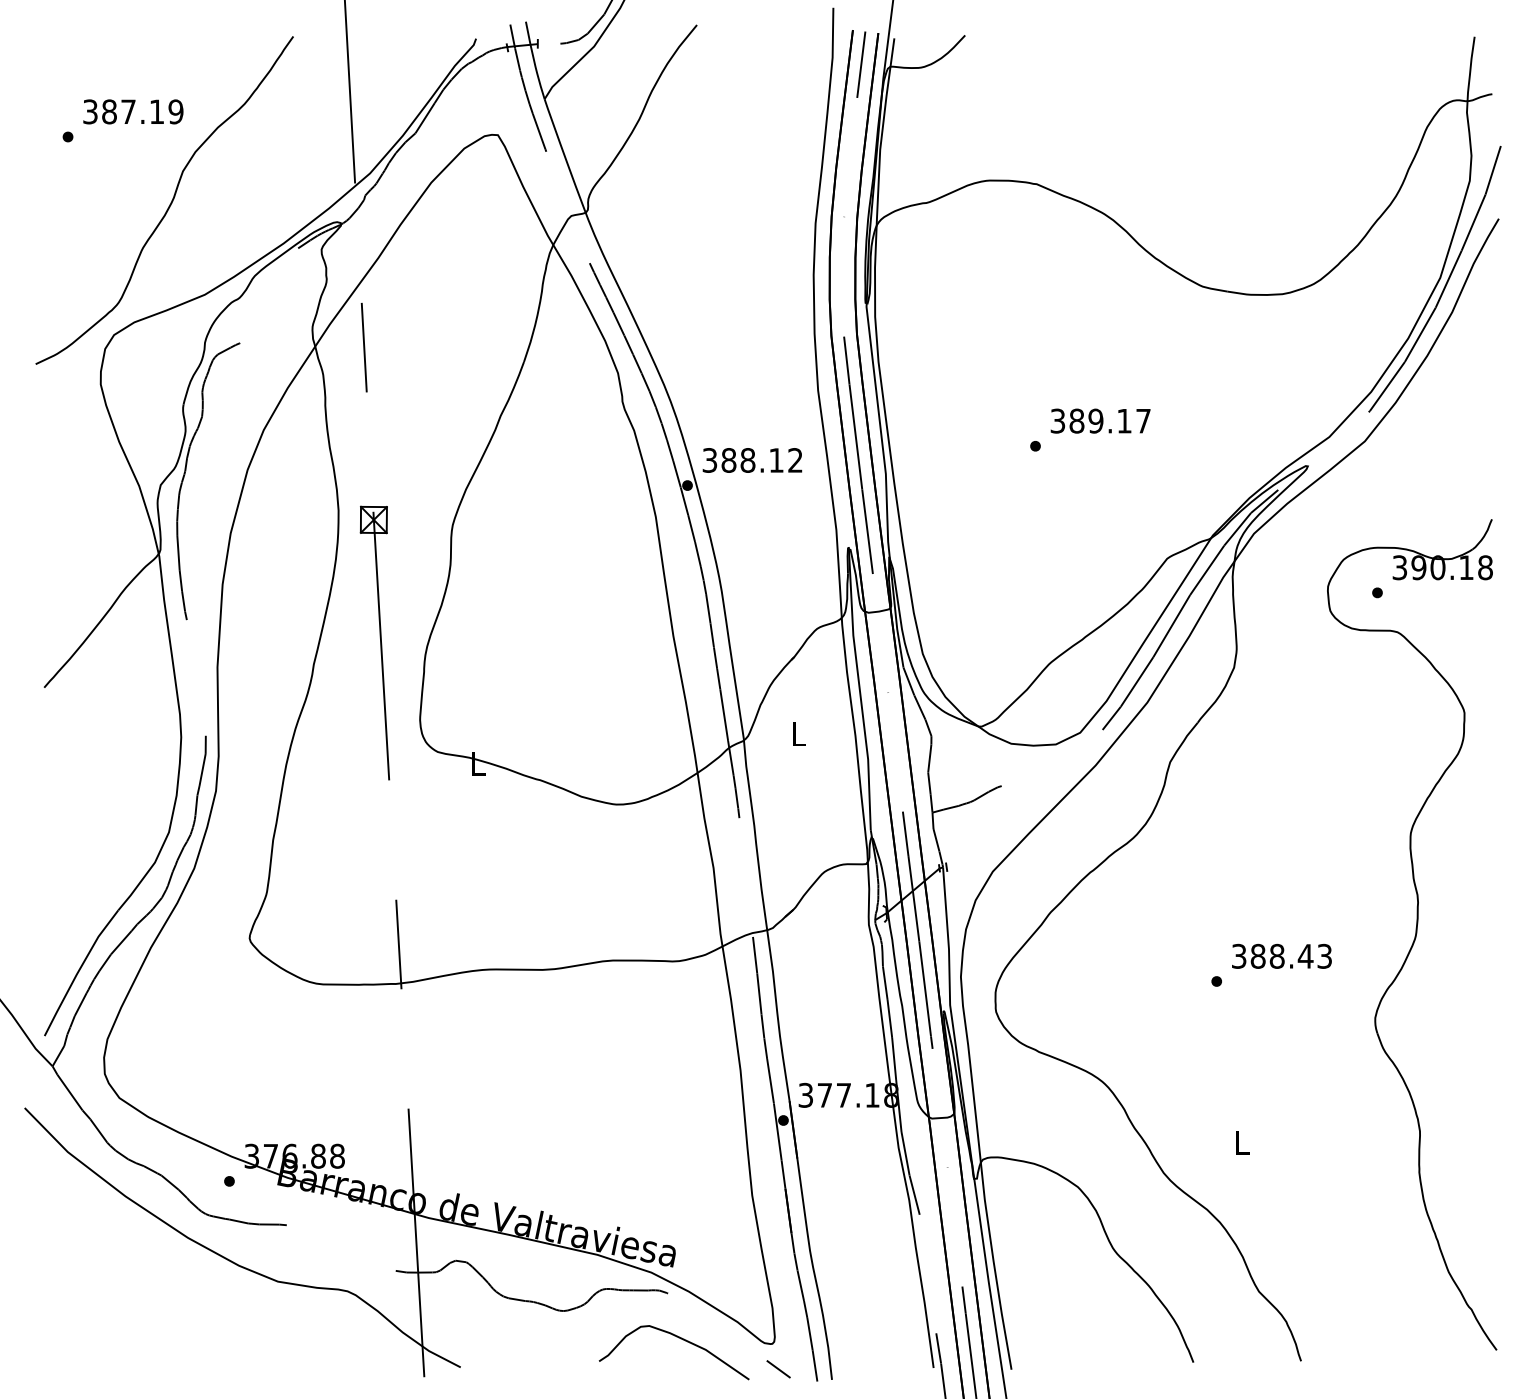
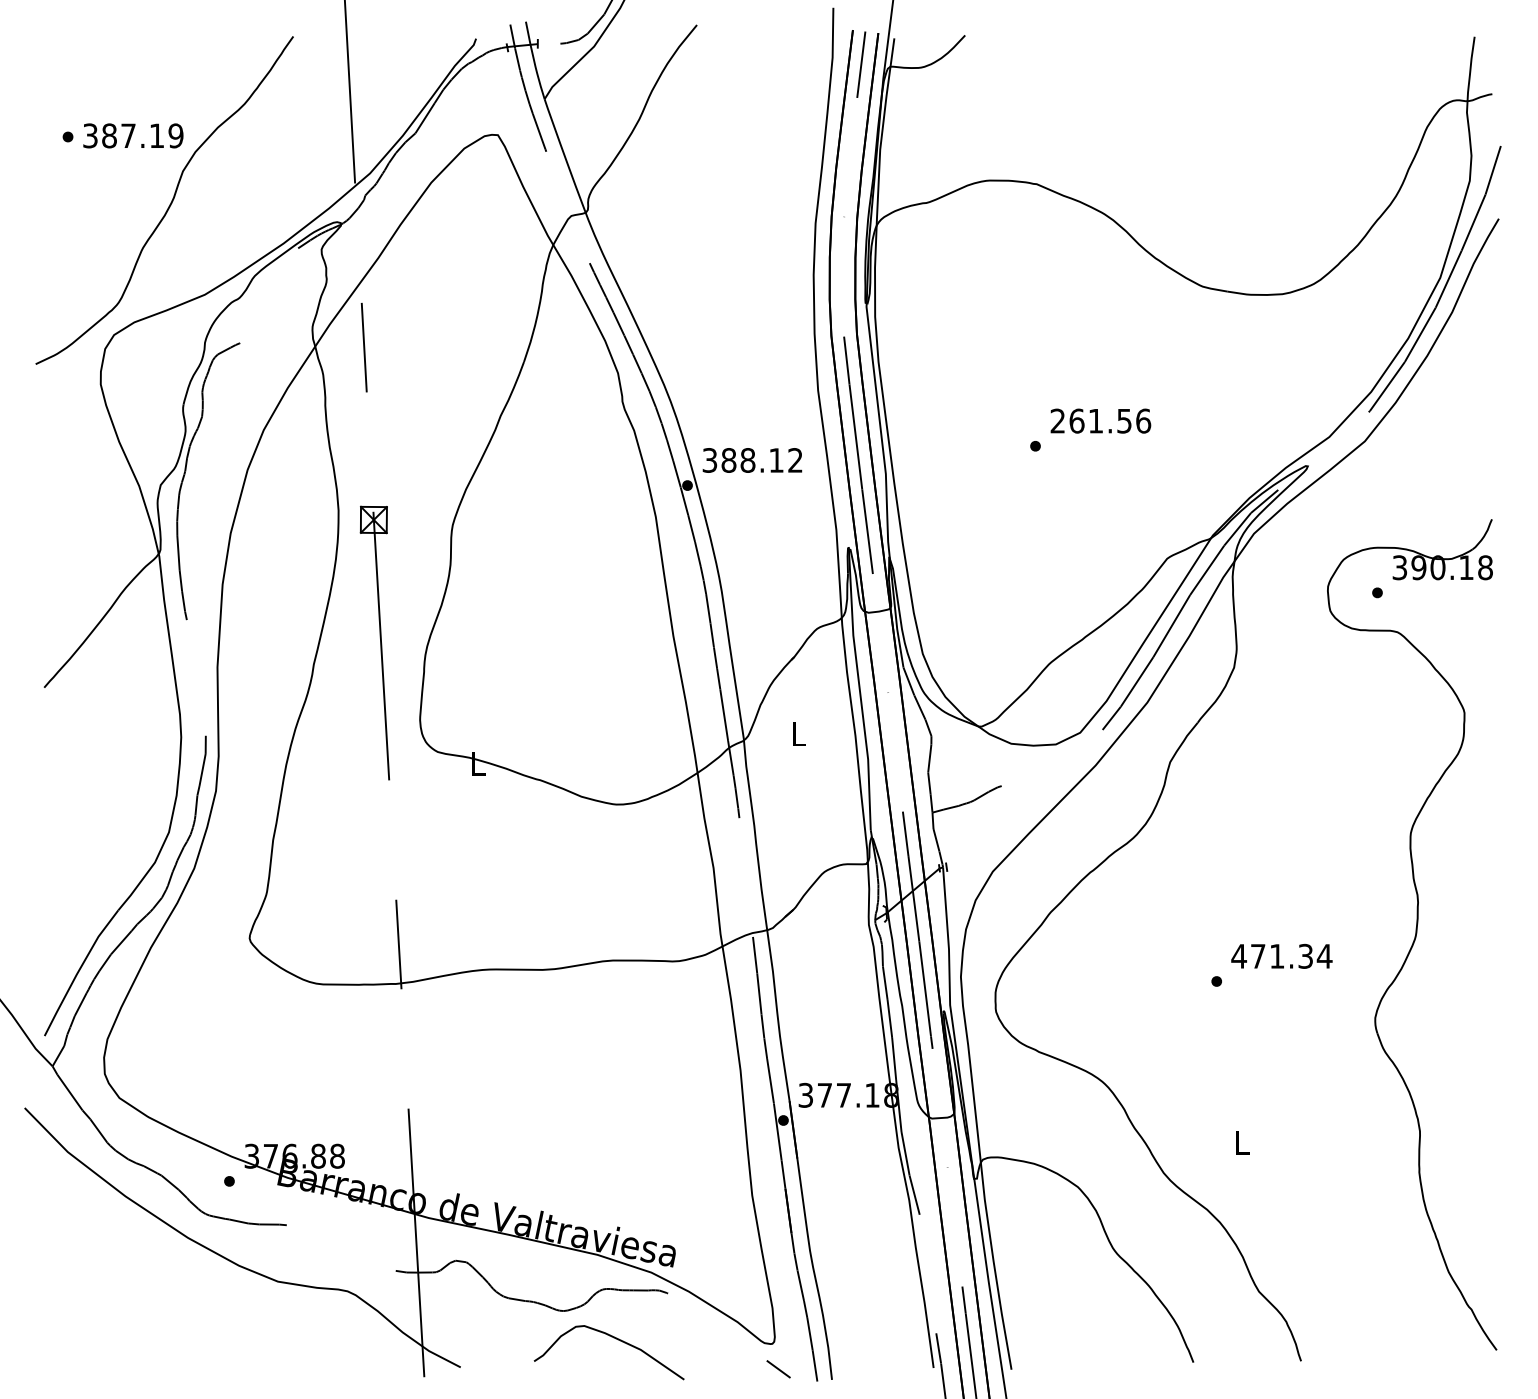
text position: (133, 111) -> (133, 135) (133, 135)
text: 389.17 -> 261.56 (1100, 420)
text: 388.43 -> 471.34 (1281, 955)
curve position: (680, 1339) -> (615, 1339) (615, 1339)
